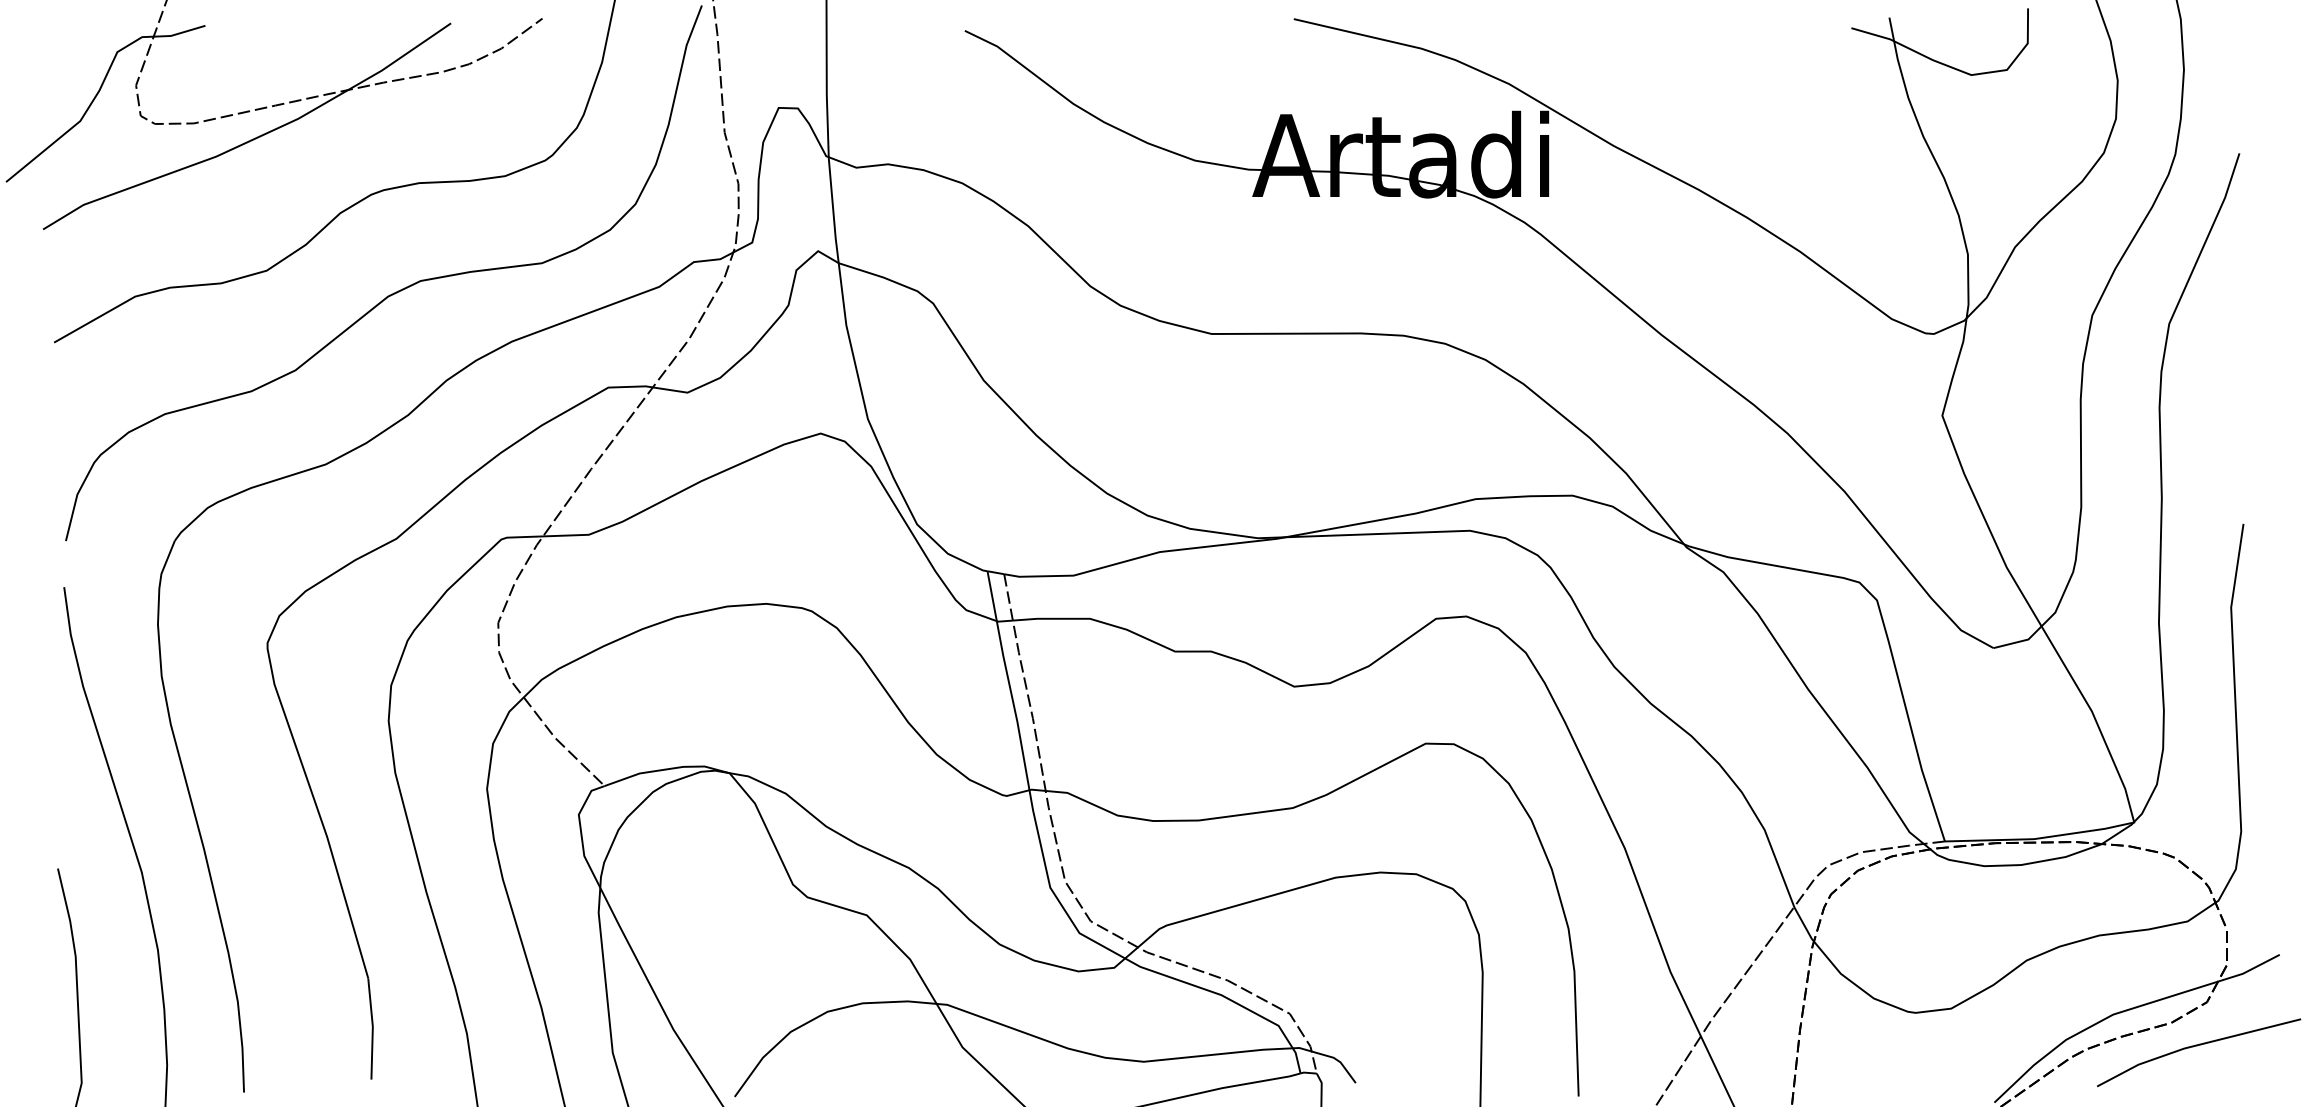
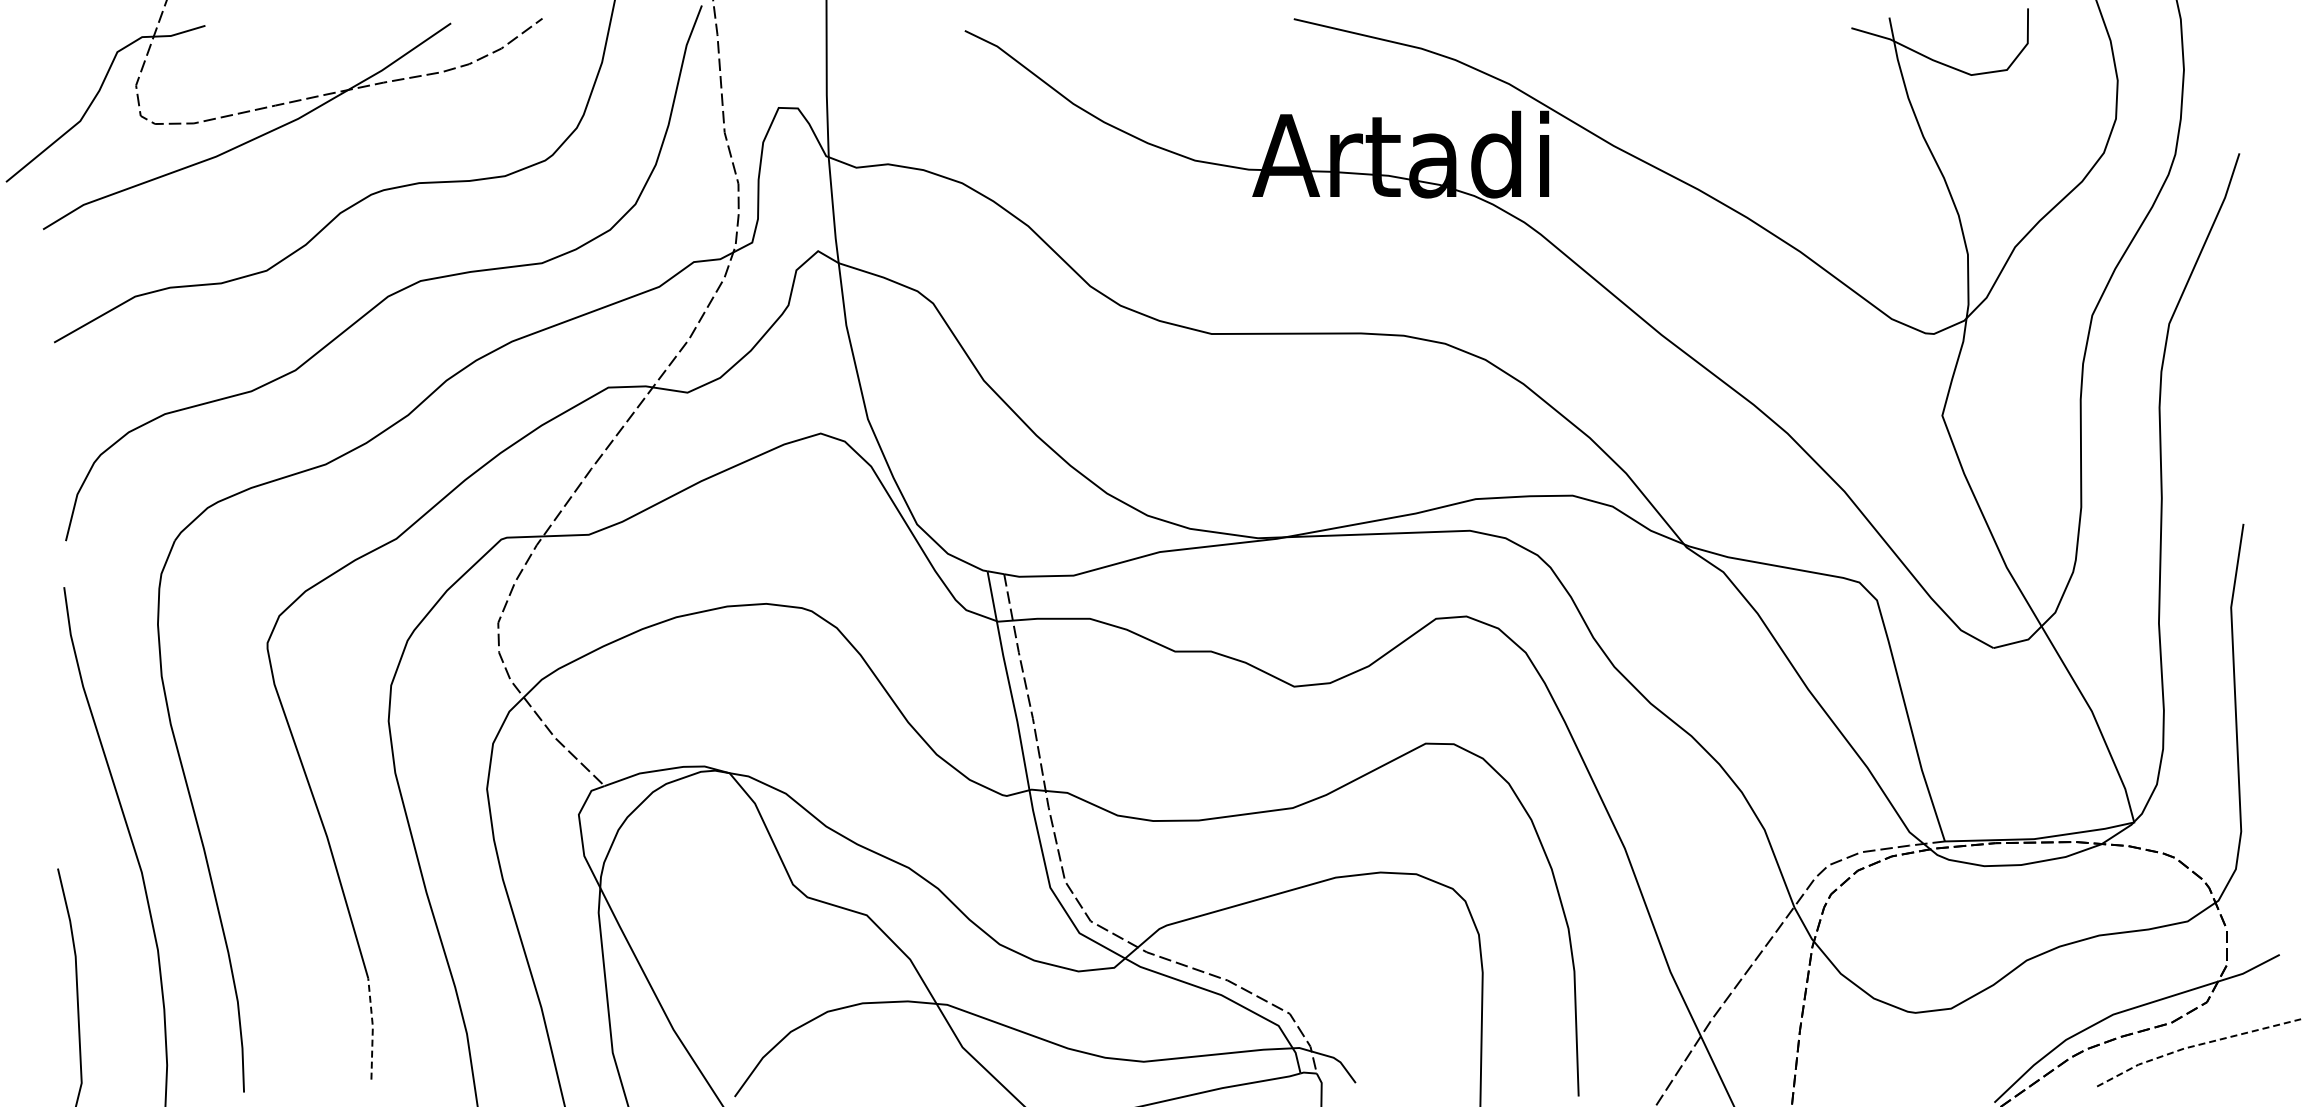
line: solid -> dashed (372, 1027)
line: solid -> dashed (2195, 1045)
